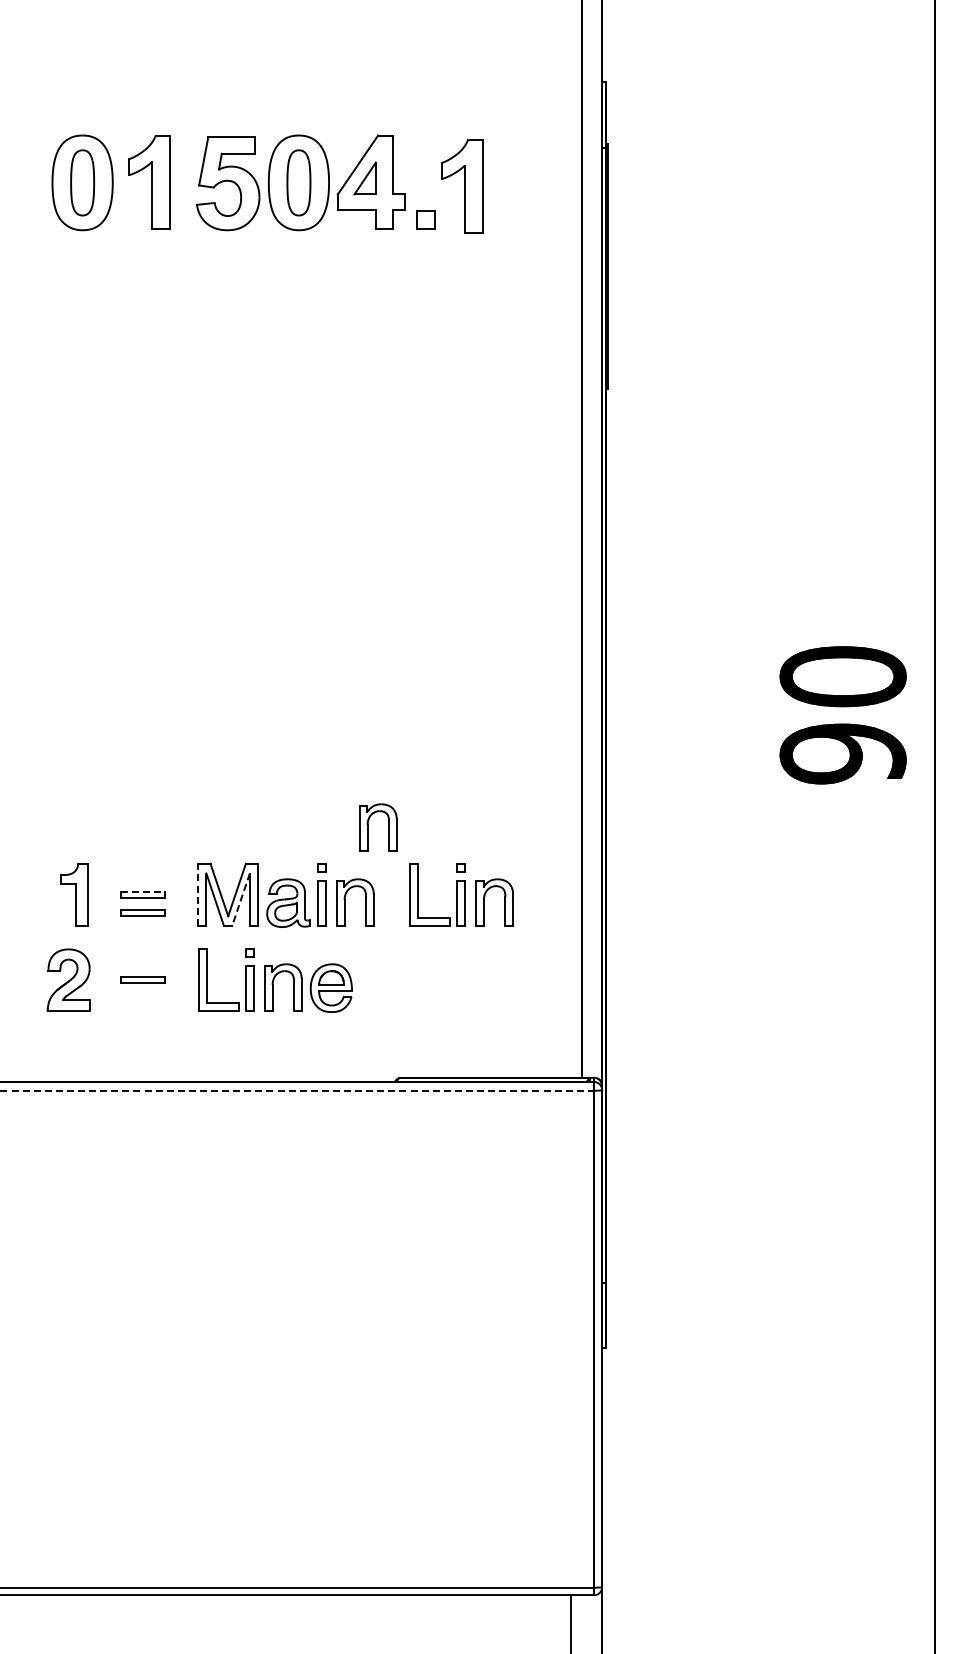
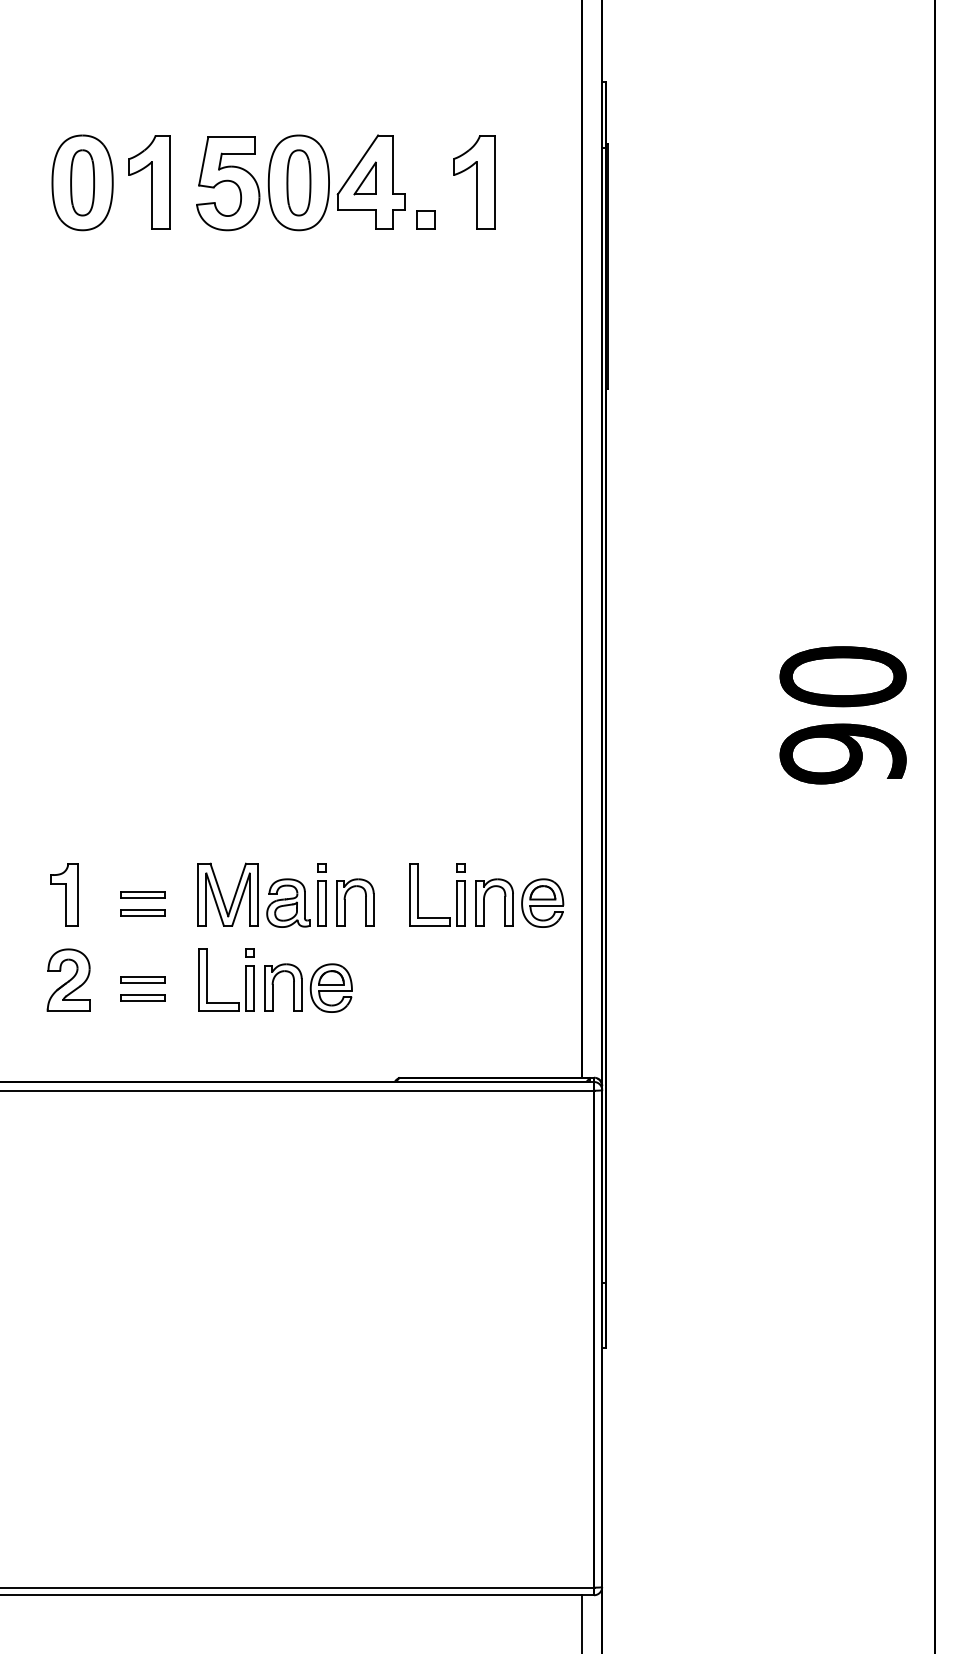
part position: (462, 186) -> (474, 182) (474, 182)
part: present -> none (368, 827)
line: dashed -> solid (142, 892)
part position: (74, 894) -> (64, 894) (64, 894)
line: dashed -> solid (198, 894)
line: dashed -> solid (241, 899)
part: none -> present (542, 902)
part: none -> present (142, 997)
line: dashed -> solid (297, 1090)
line position: (570, 1622) -> (581, 1622) (581, 1622)
